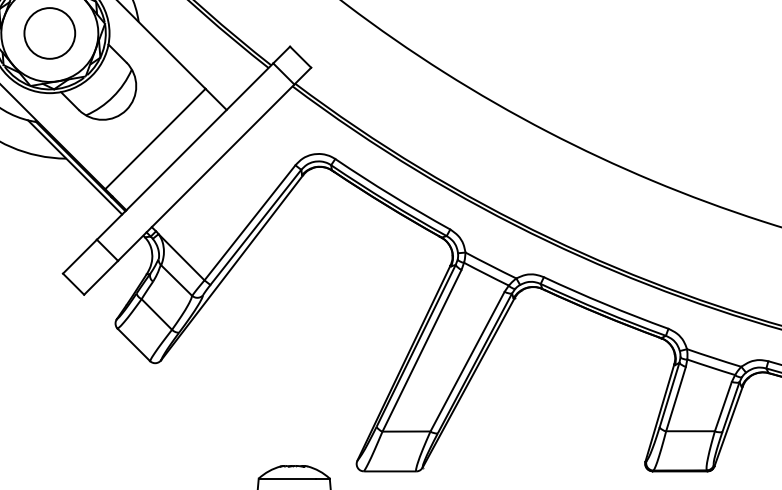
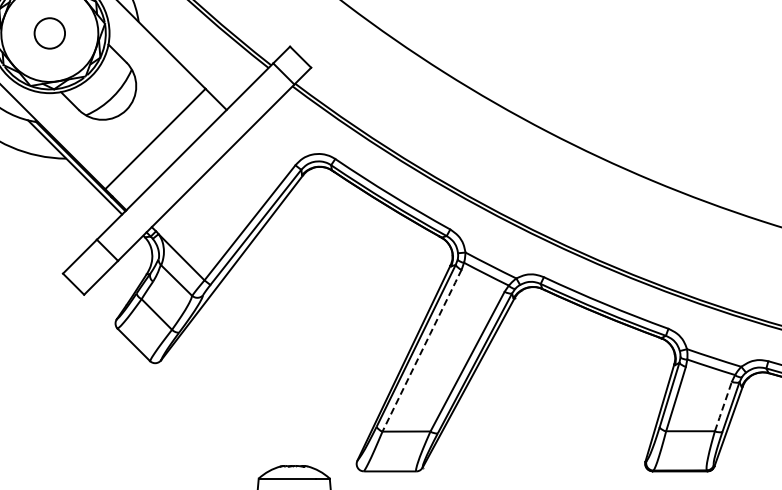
circle diameter: 51 px -> 30 px (49, 33)
line: solid -> dashed (422, 349)
line: solid -> dashed (723, 407)
